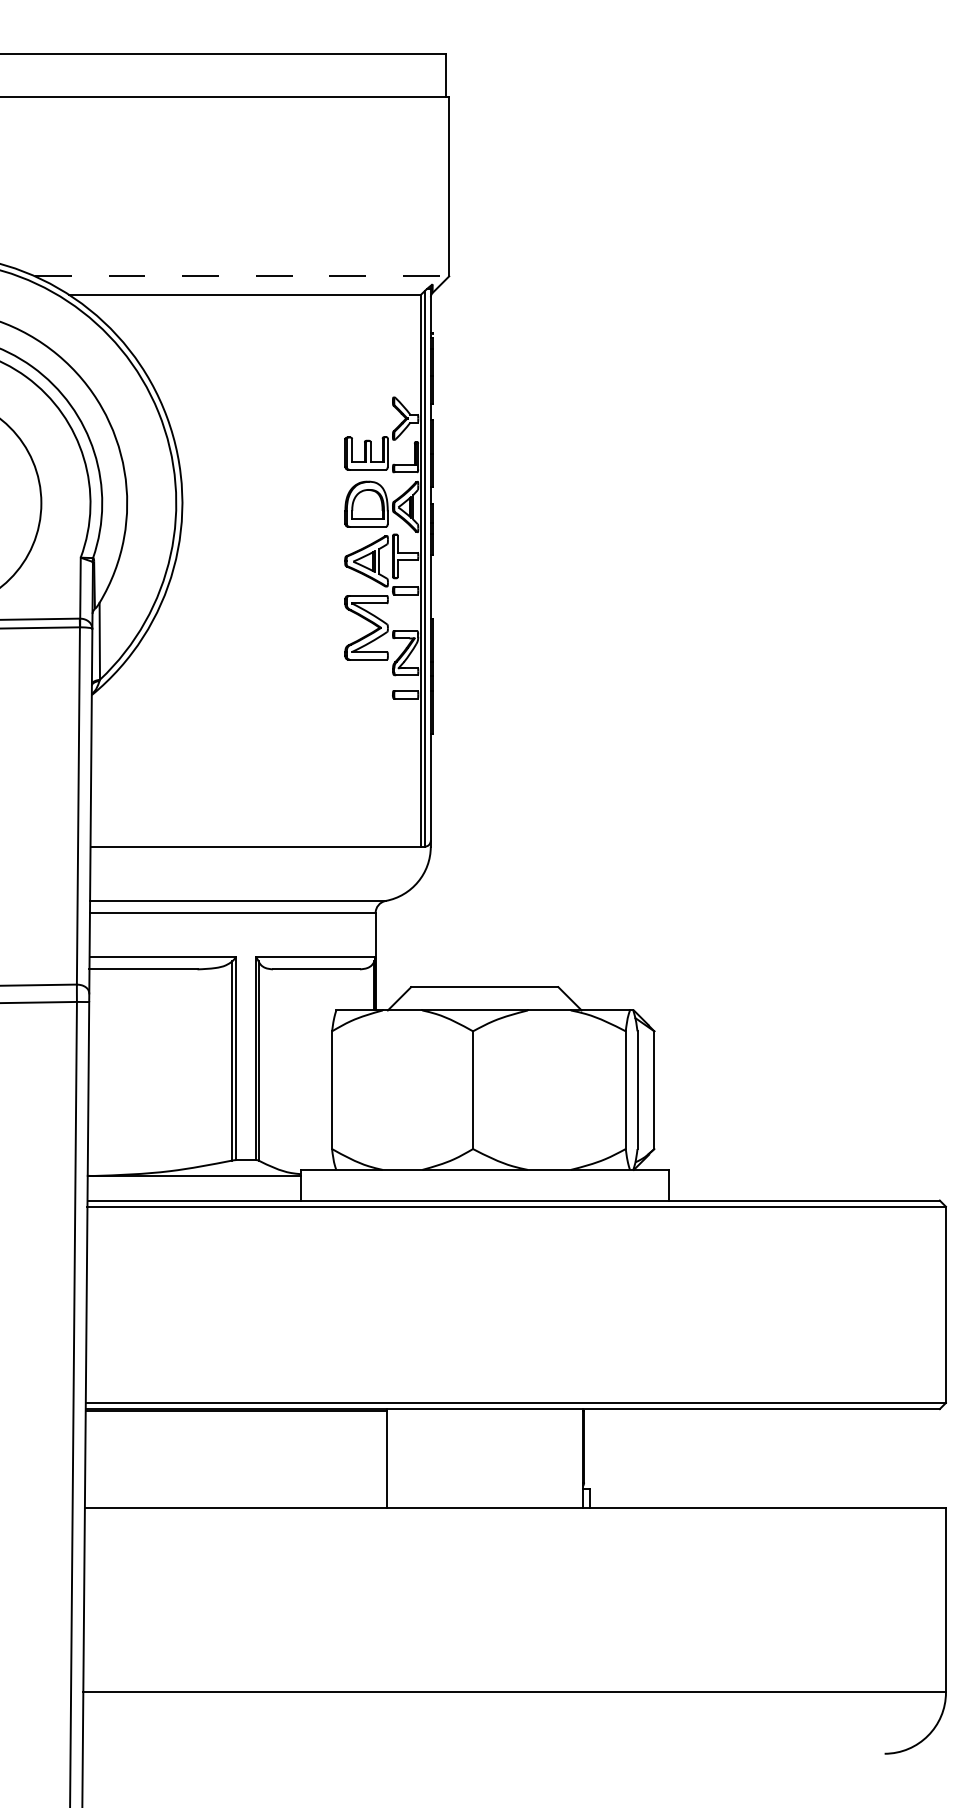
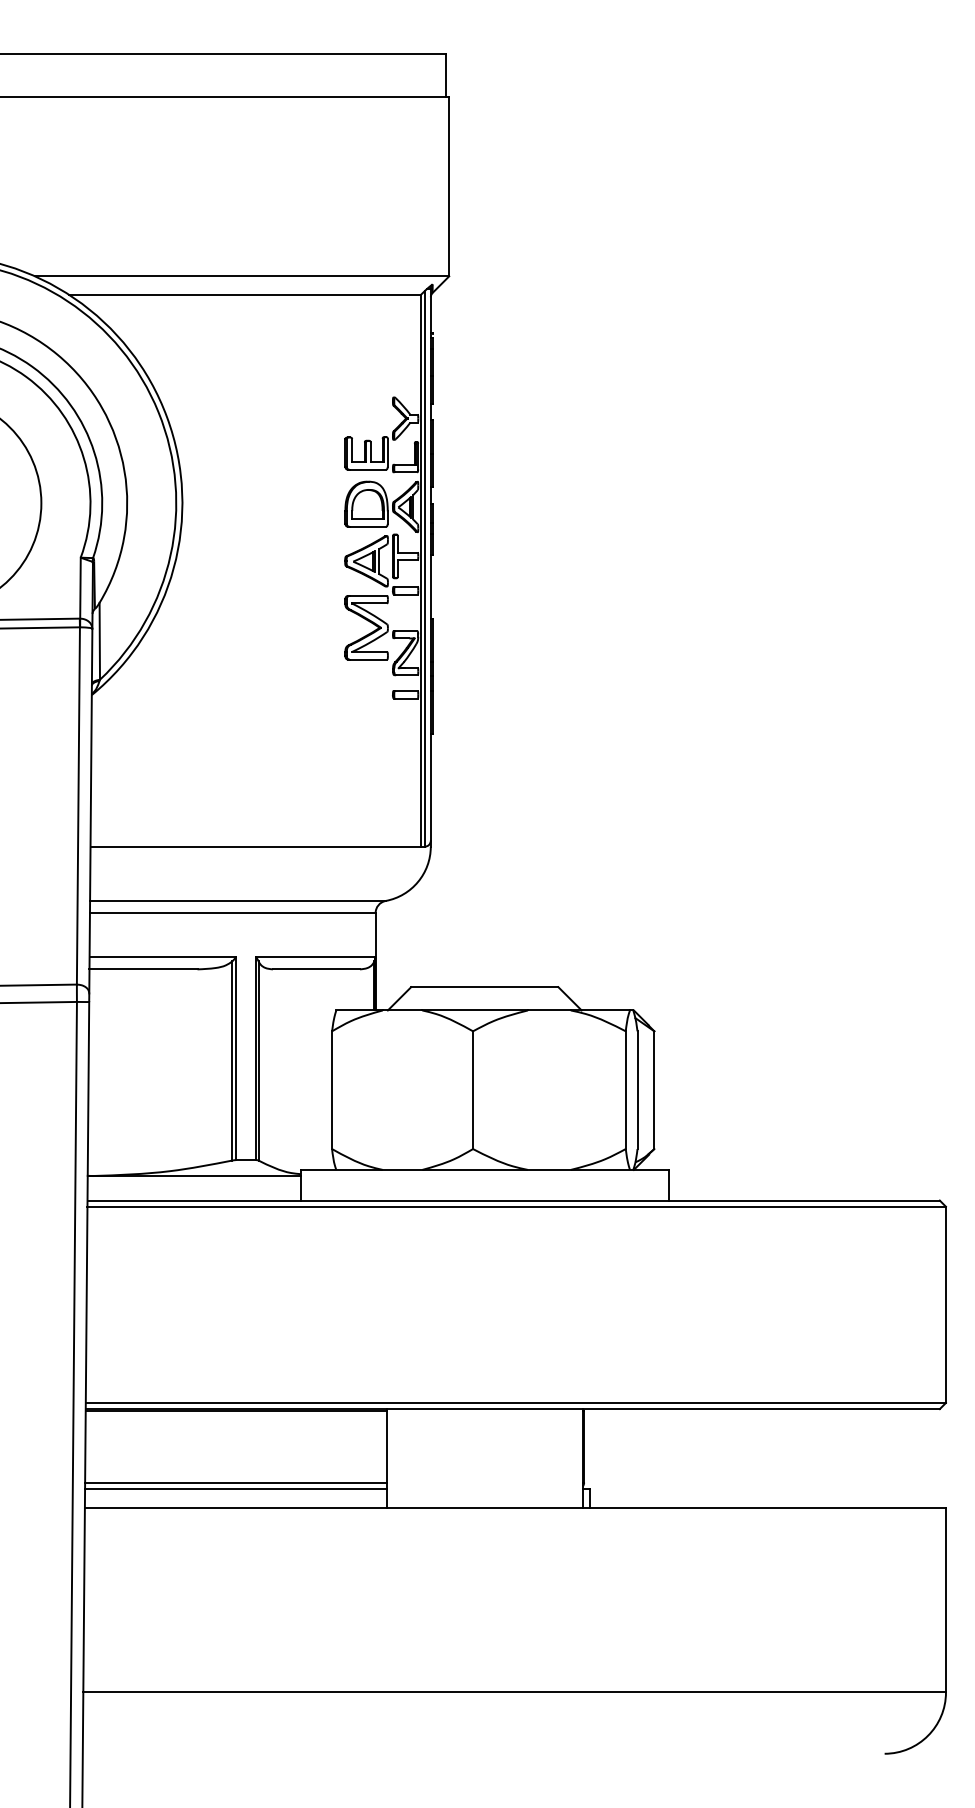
line: dashed -> solid (242, 276)
line: none -> present (235, 1482)
line: none -> present (235, 1488)
